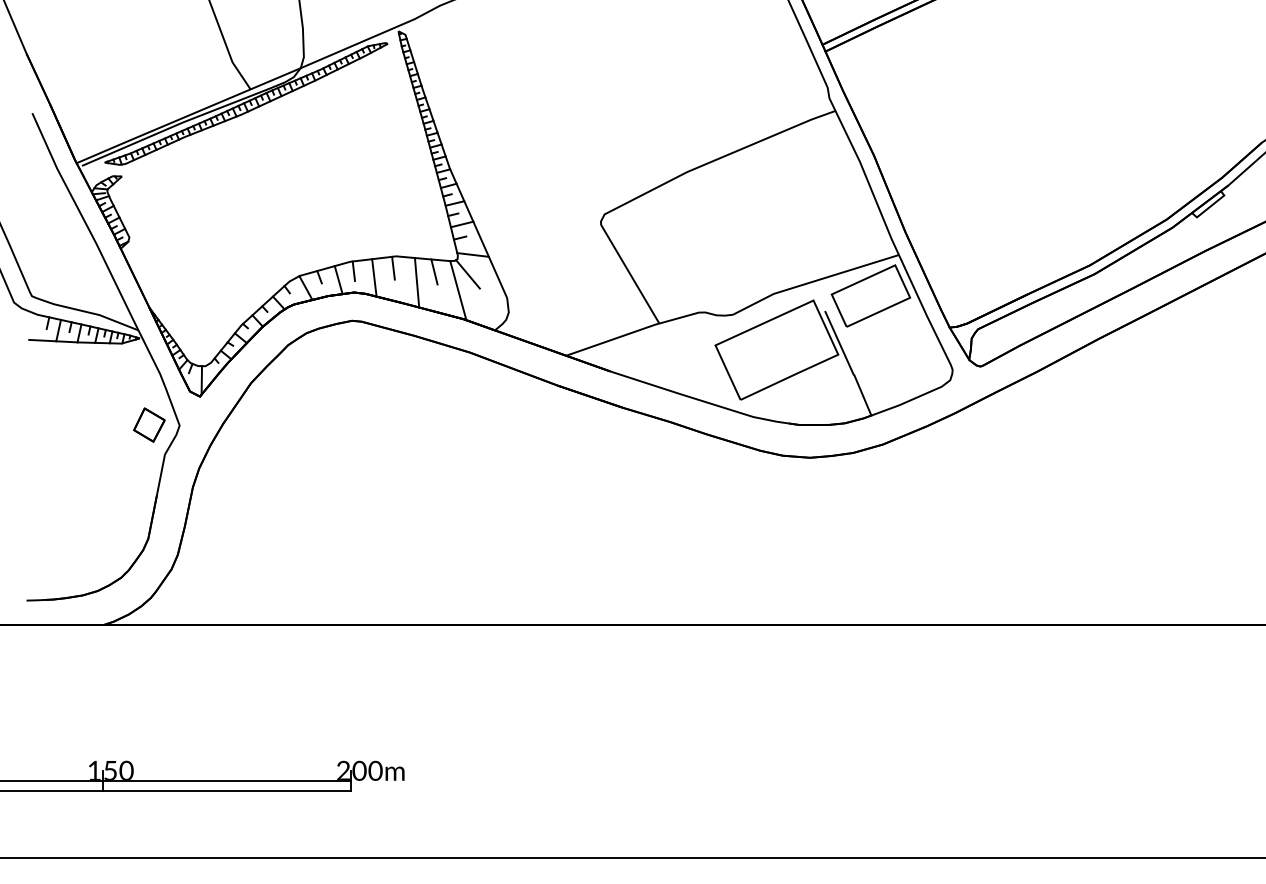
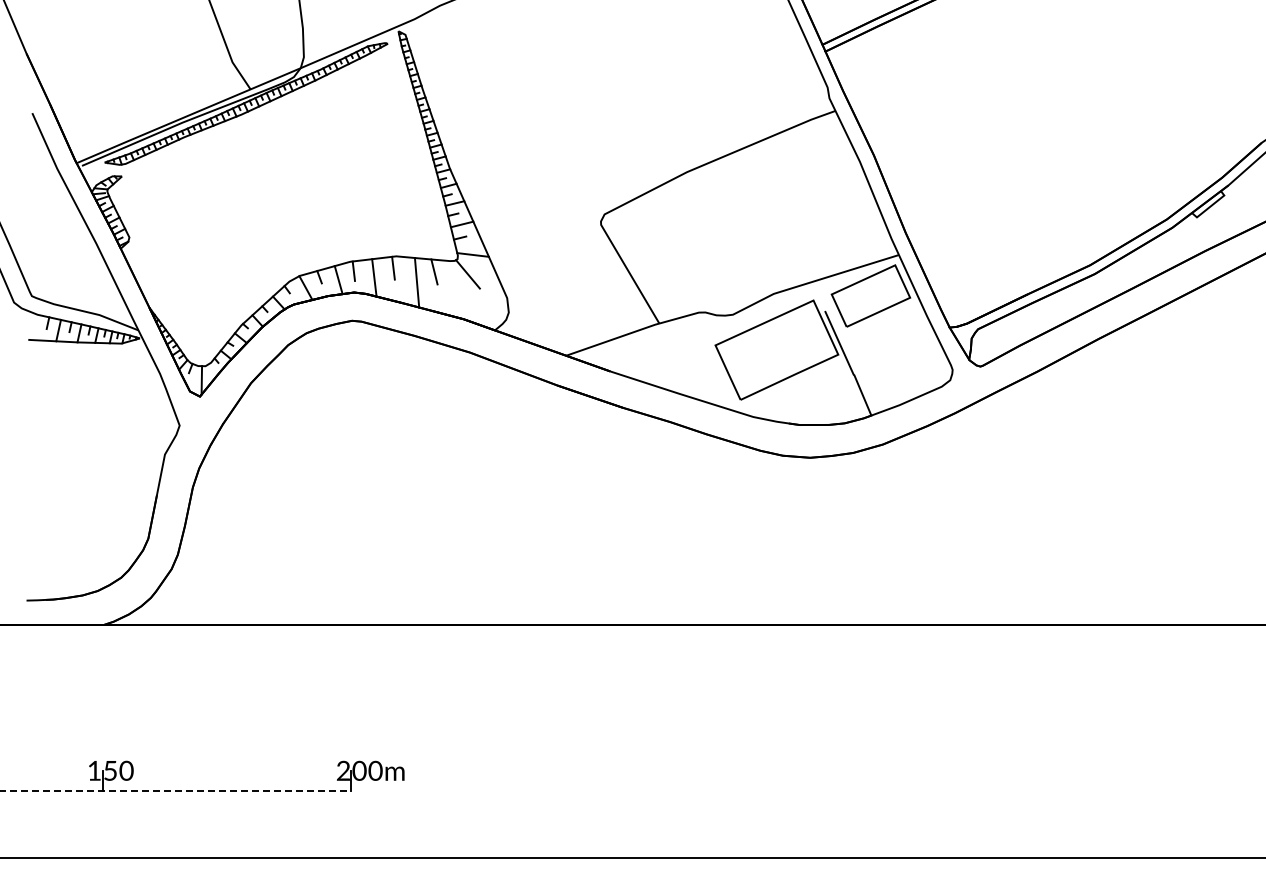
line: present -> none (458, 290)
part: present -> none (149, 424)
line: present -> none (176, 781)
line: solid -> dashed (175, 791)
